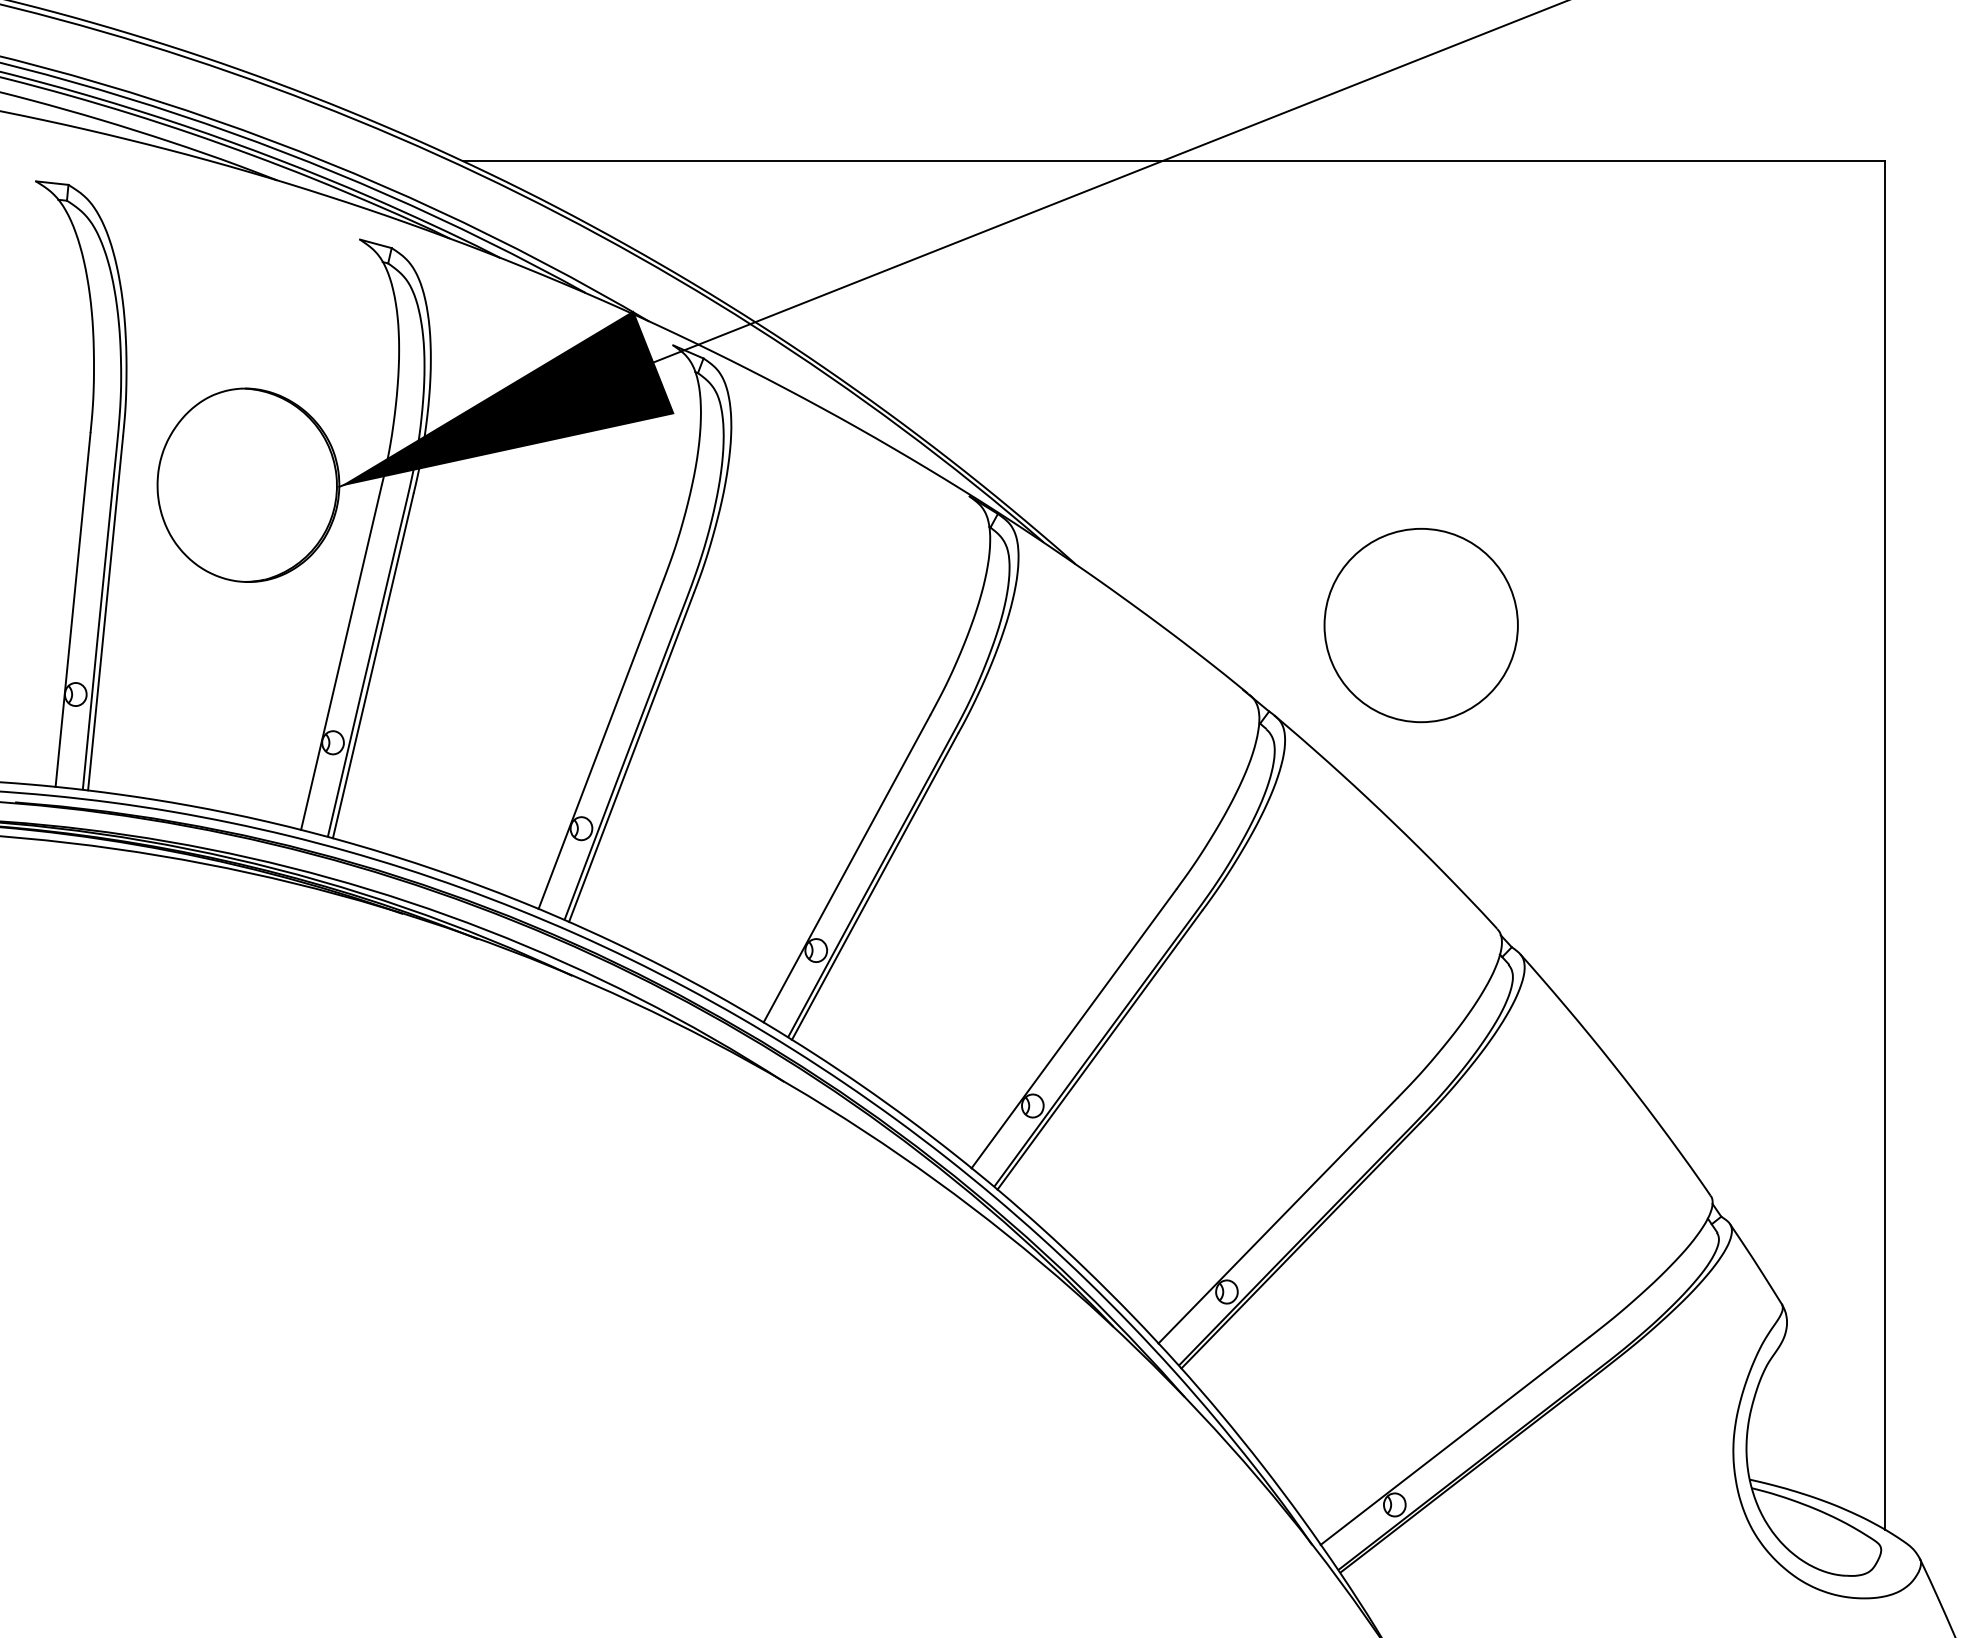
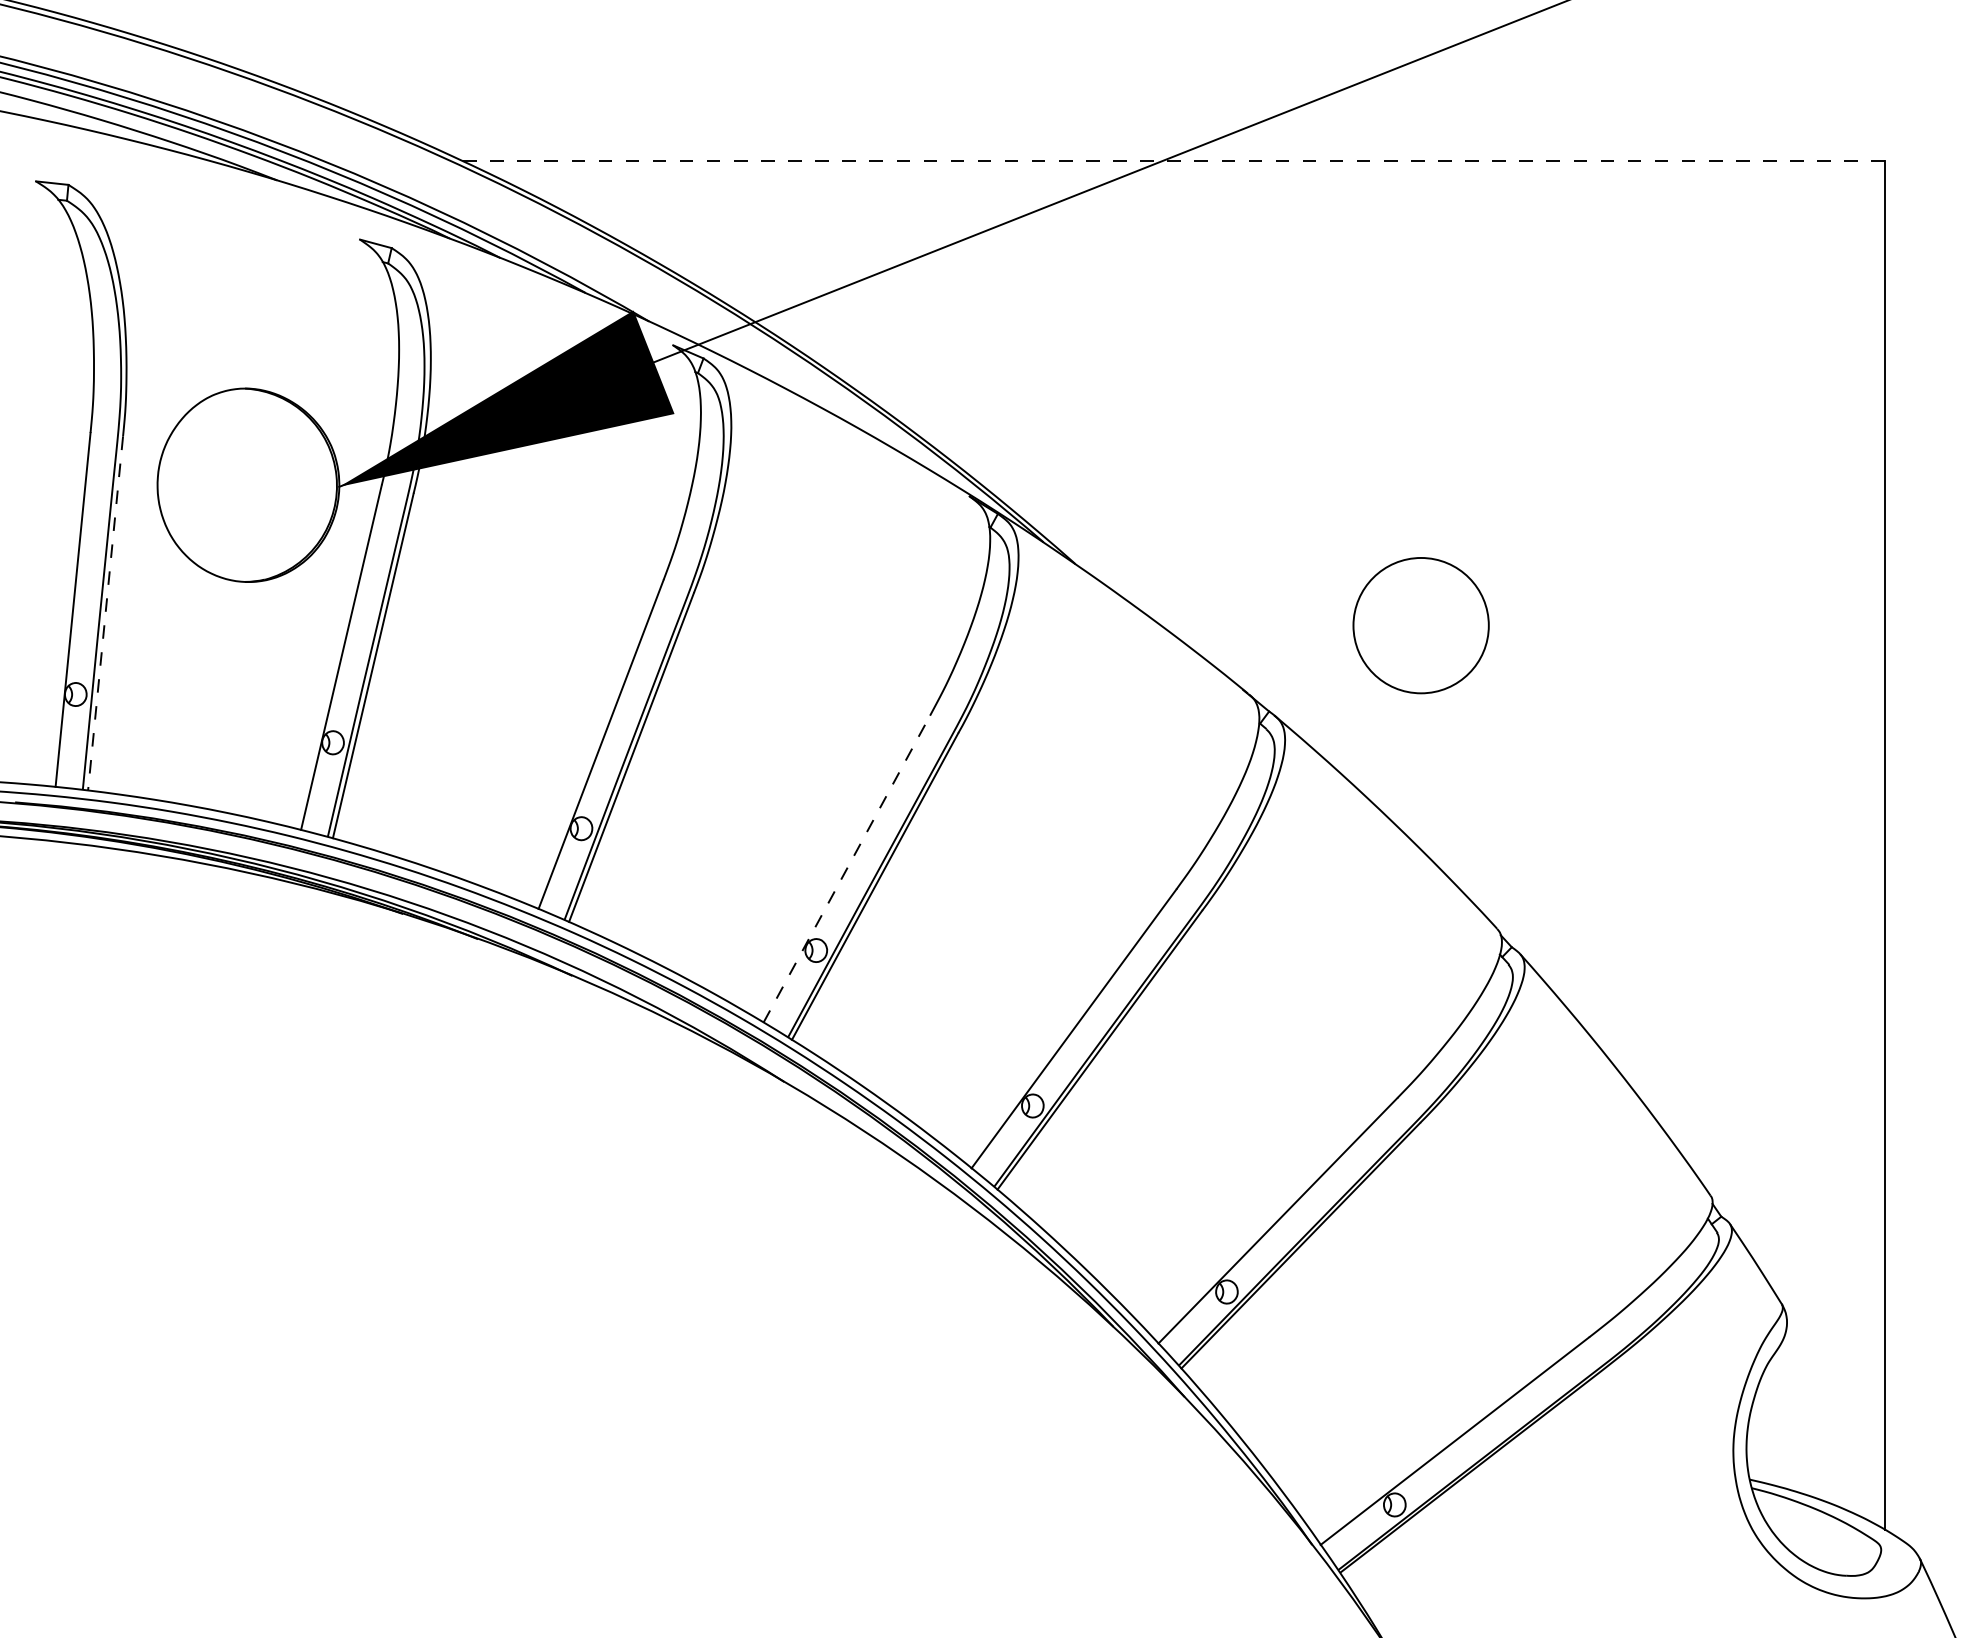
line: solid -> dashed (1174, 161)
line: solid -> dashed (105, 613)
circle size: 196x196 px -> 138x138 px (1420, 625)
line: solid -> dashed (847, 868)
